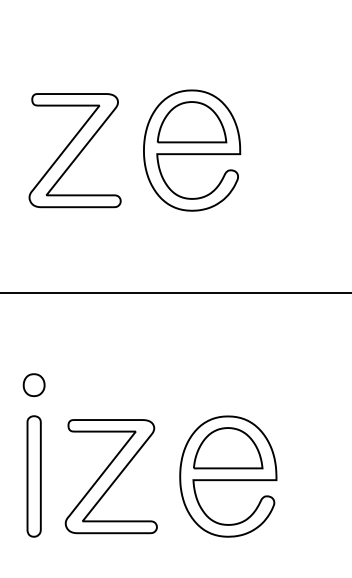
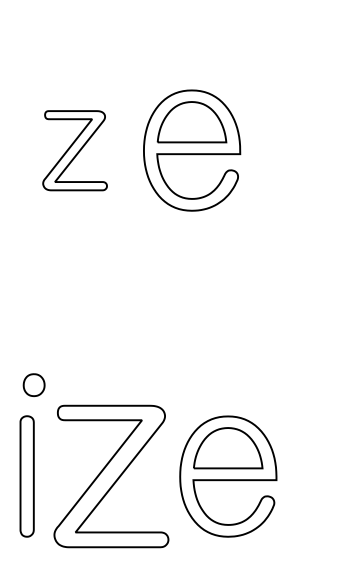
part size: 94x116 px -> 66x82 px (74, 150)
line: present -> none (175, 292)
part position: (33, 476) -> (26, 476) (26, 476)
part size: 94x116 px -> 117x145 px (111, 476)
